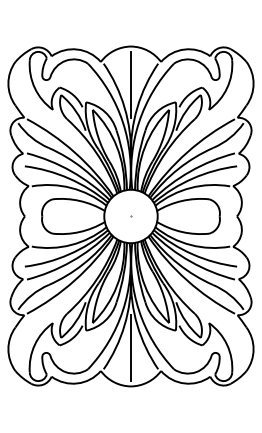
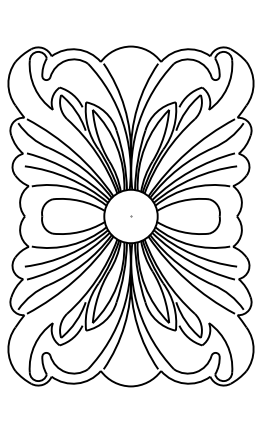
line: present -> none (130, 84)
line: present -> none (130, 347)
